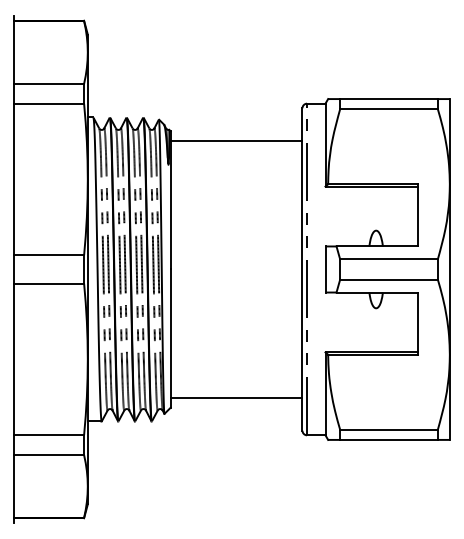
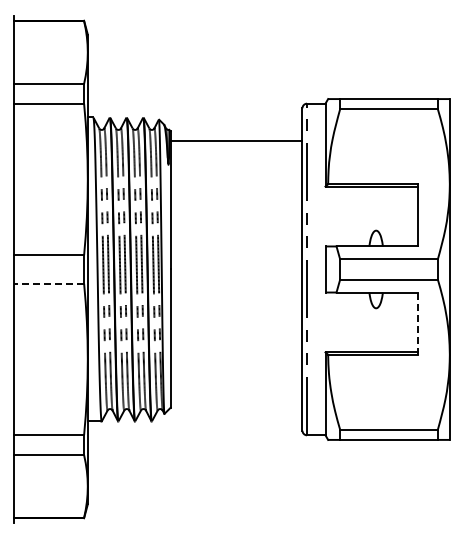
line: solid -> dashed (49, 283)
line: solid -> dashed (417, 323)
line: present -> none (236, 398)
